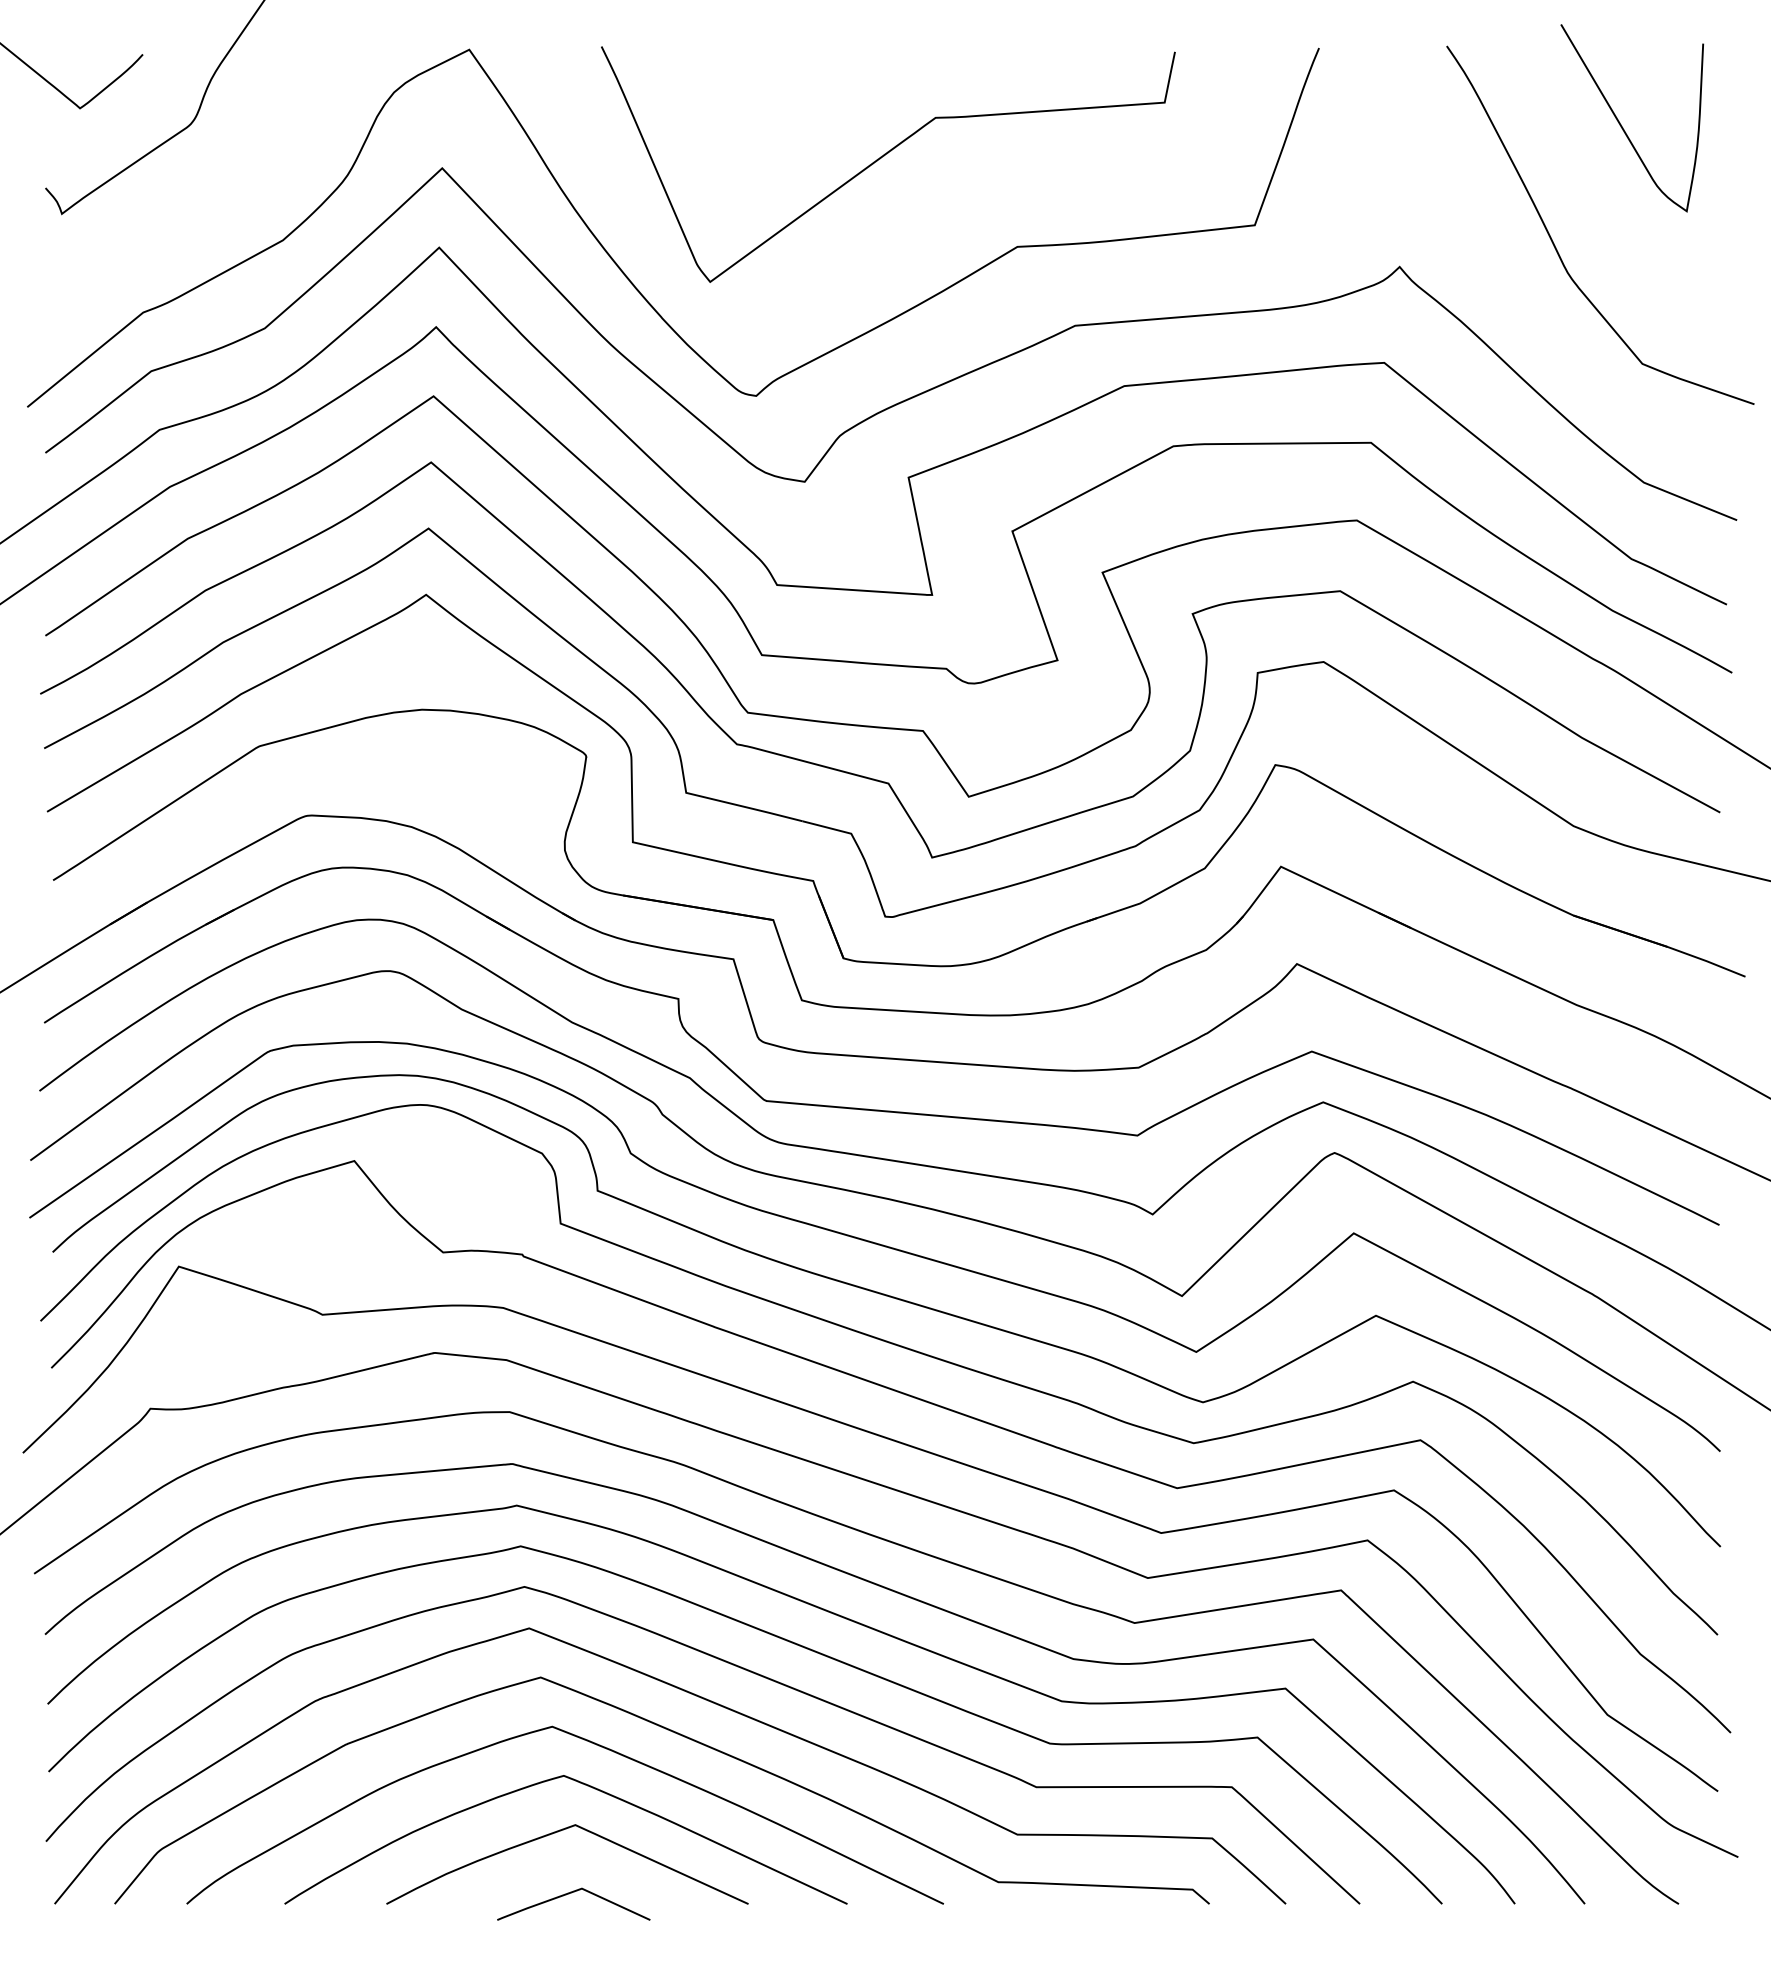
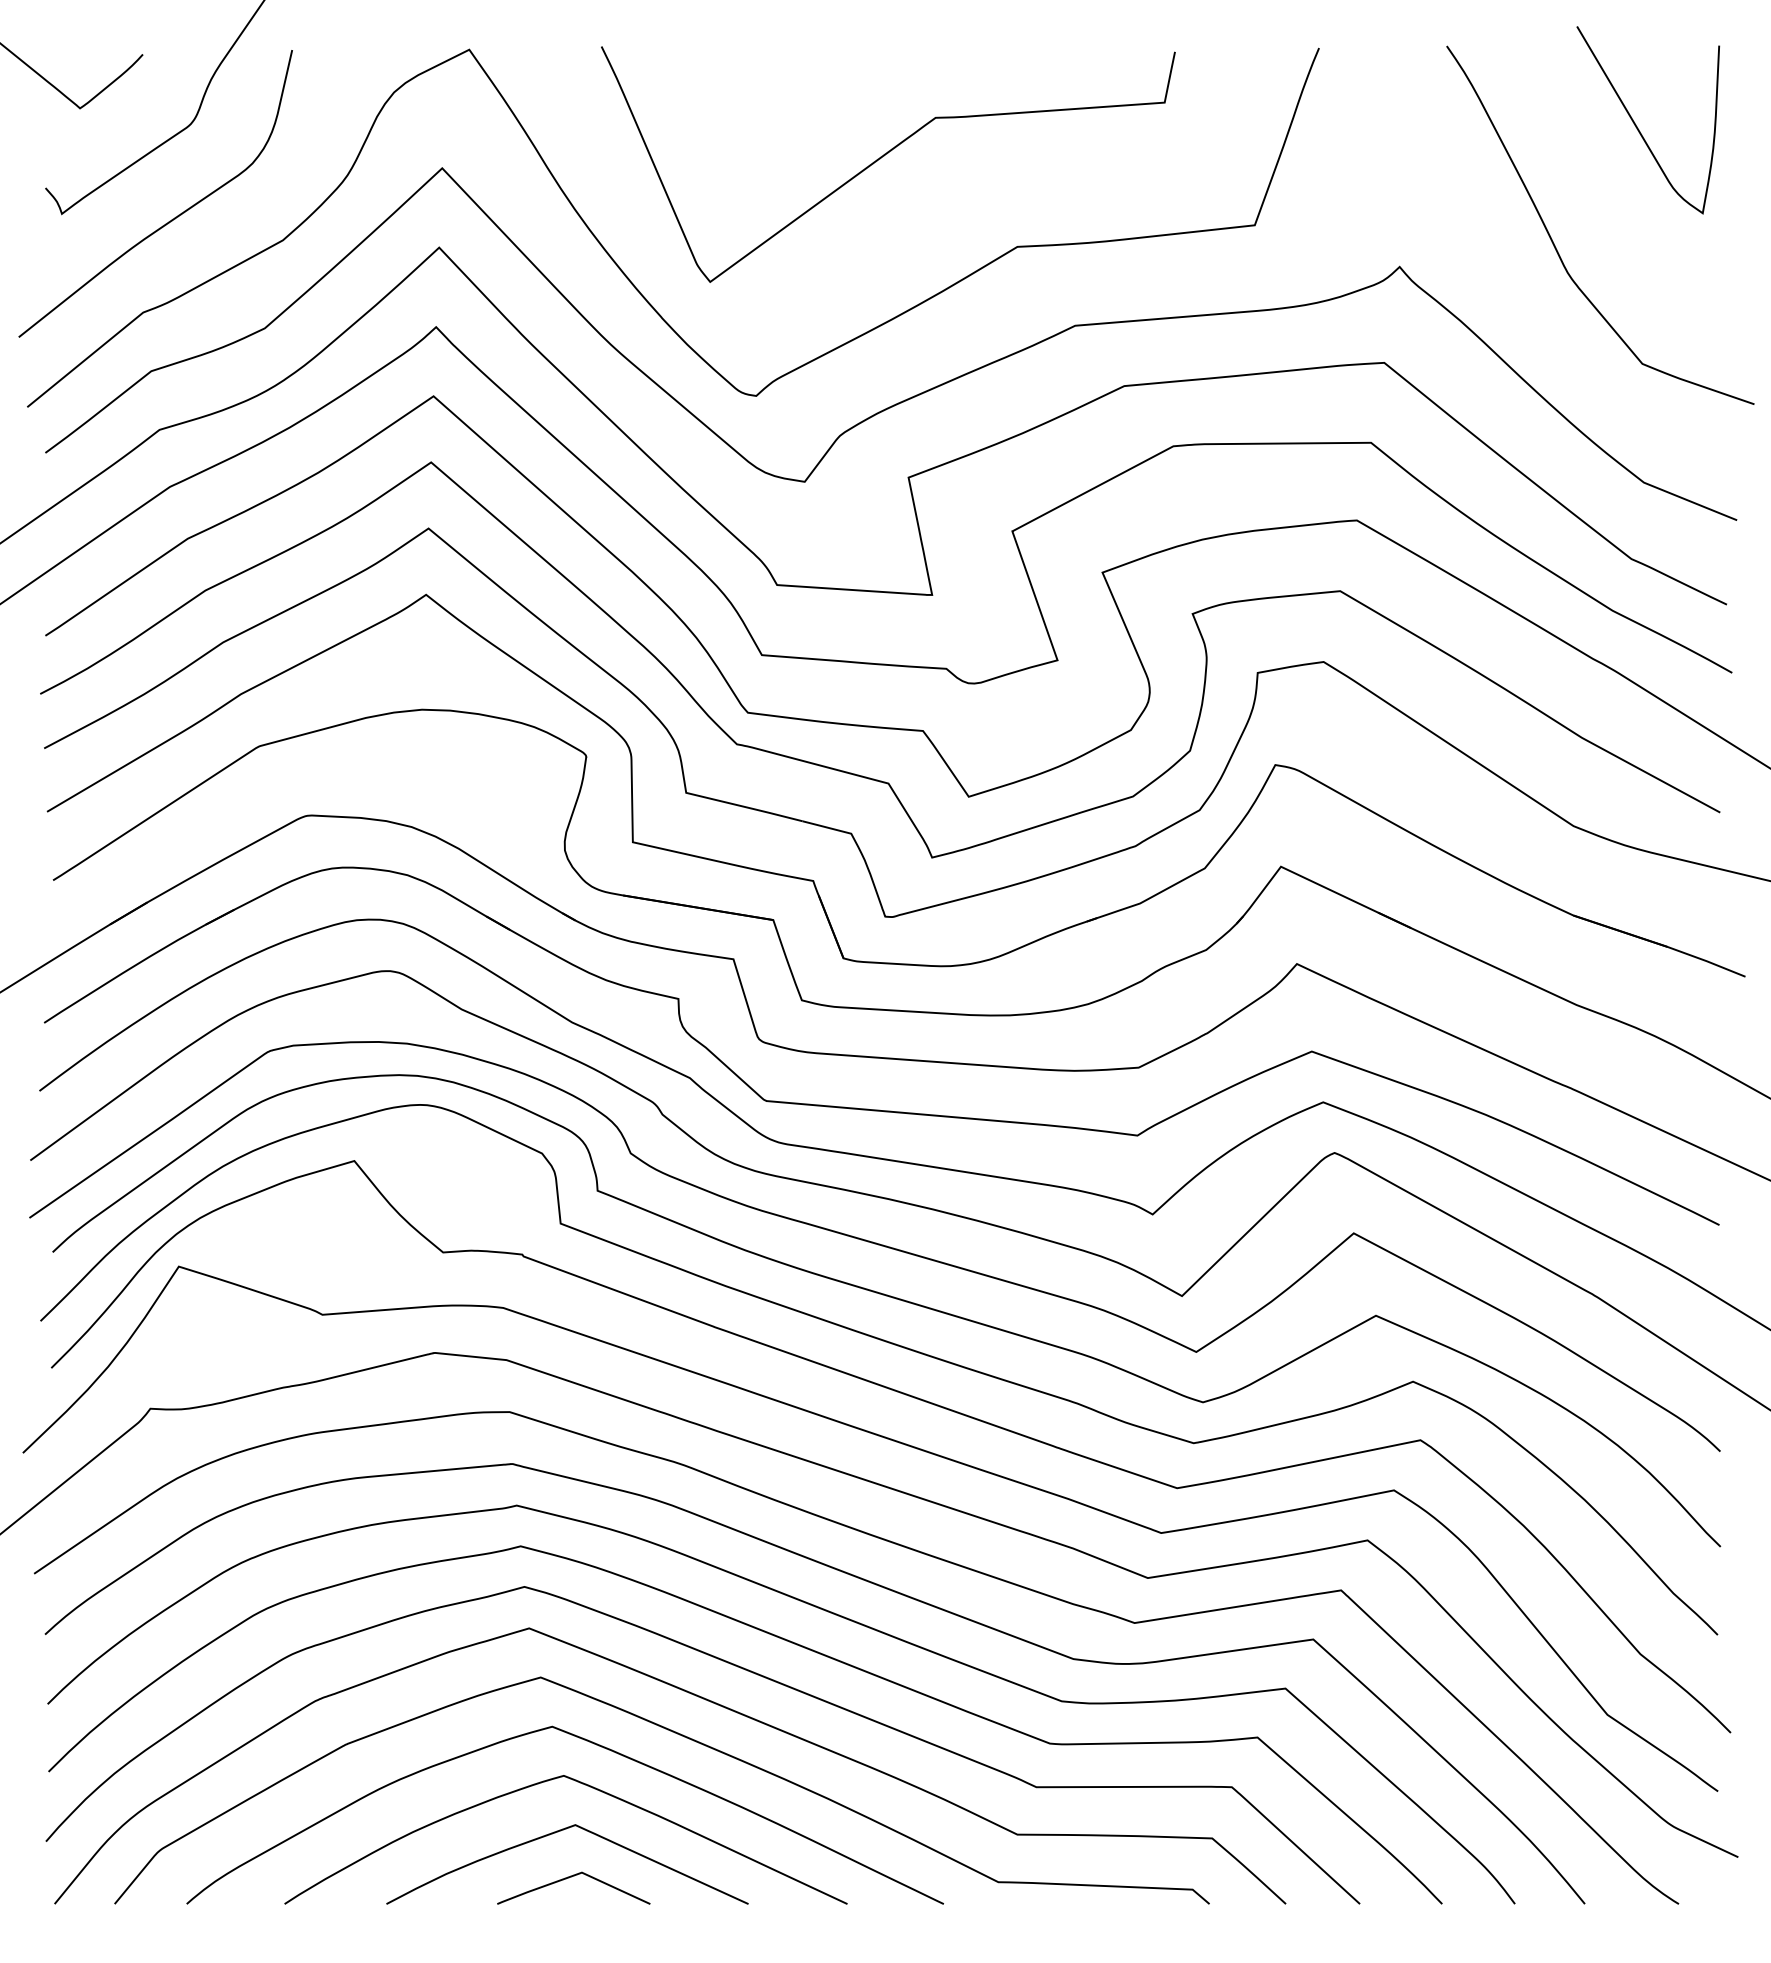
curve position: (1621, 124) -> (1637, 126) (1637, 126)
curve: none -> present (175, 216)
line position: (569, 1894) -> (569, 1878) (569, 1878)
